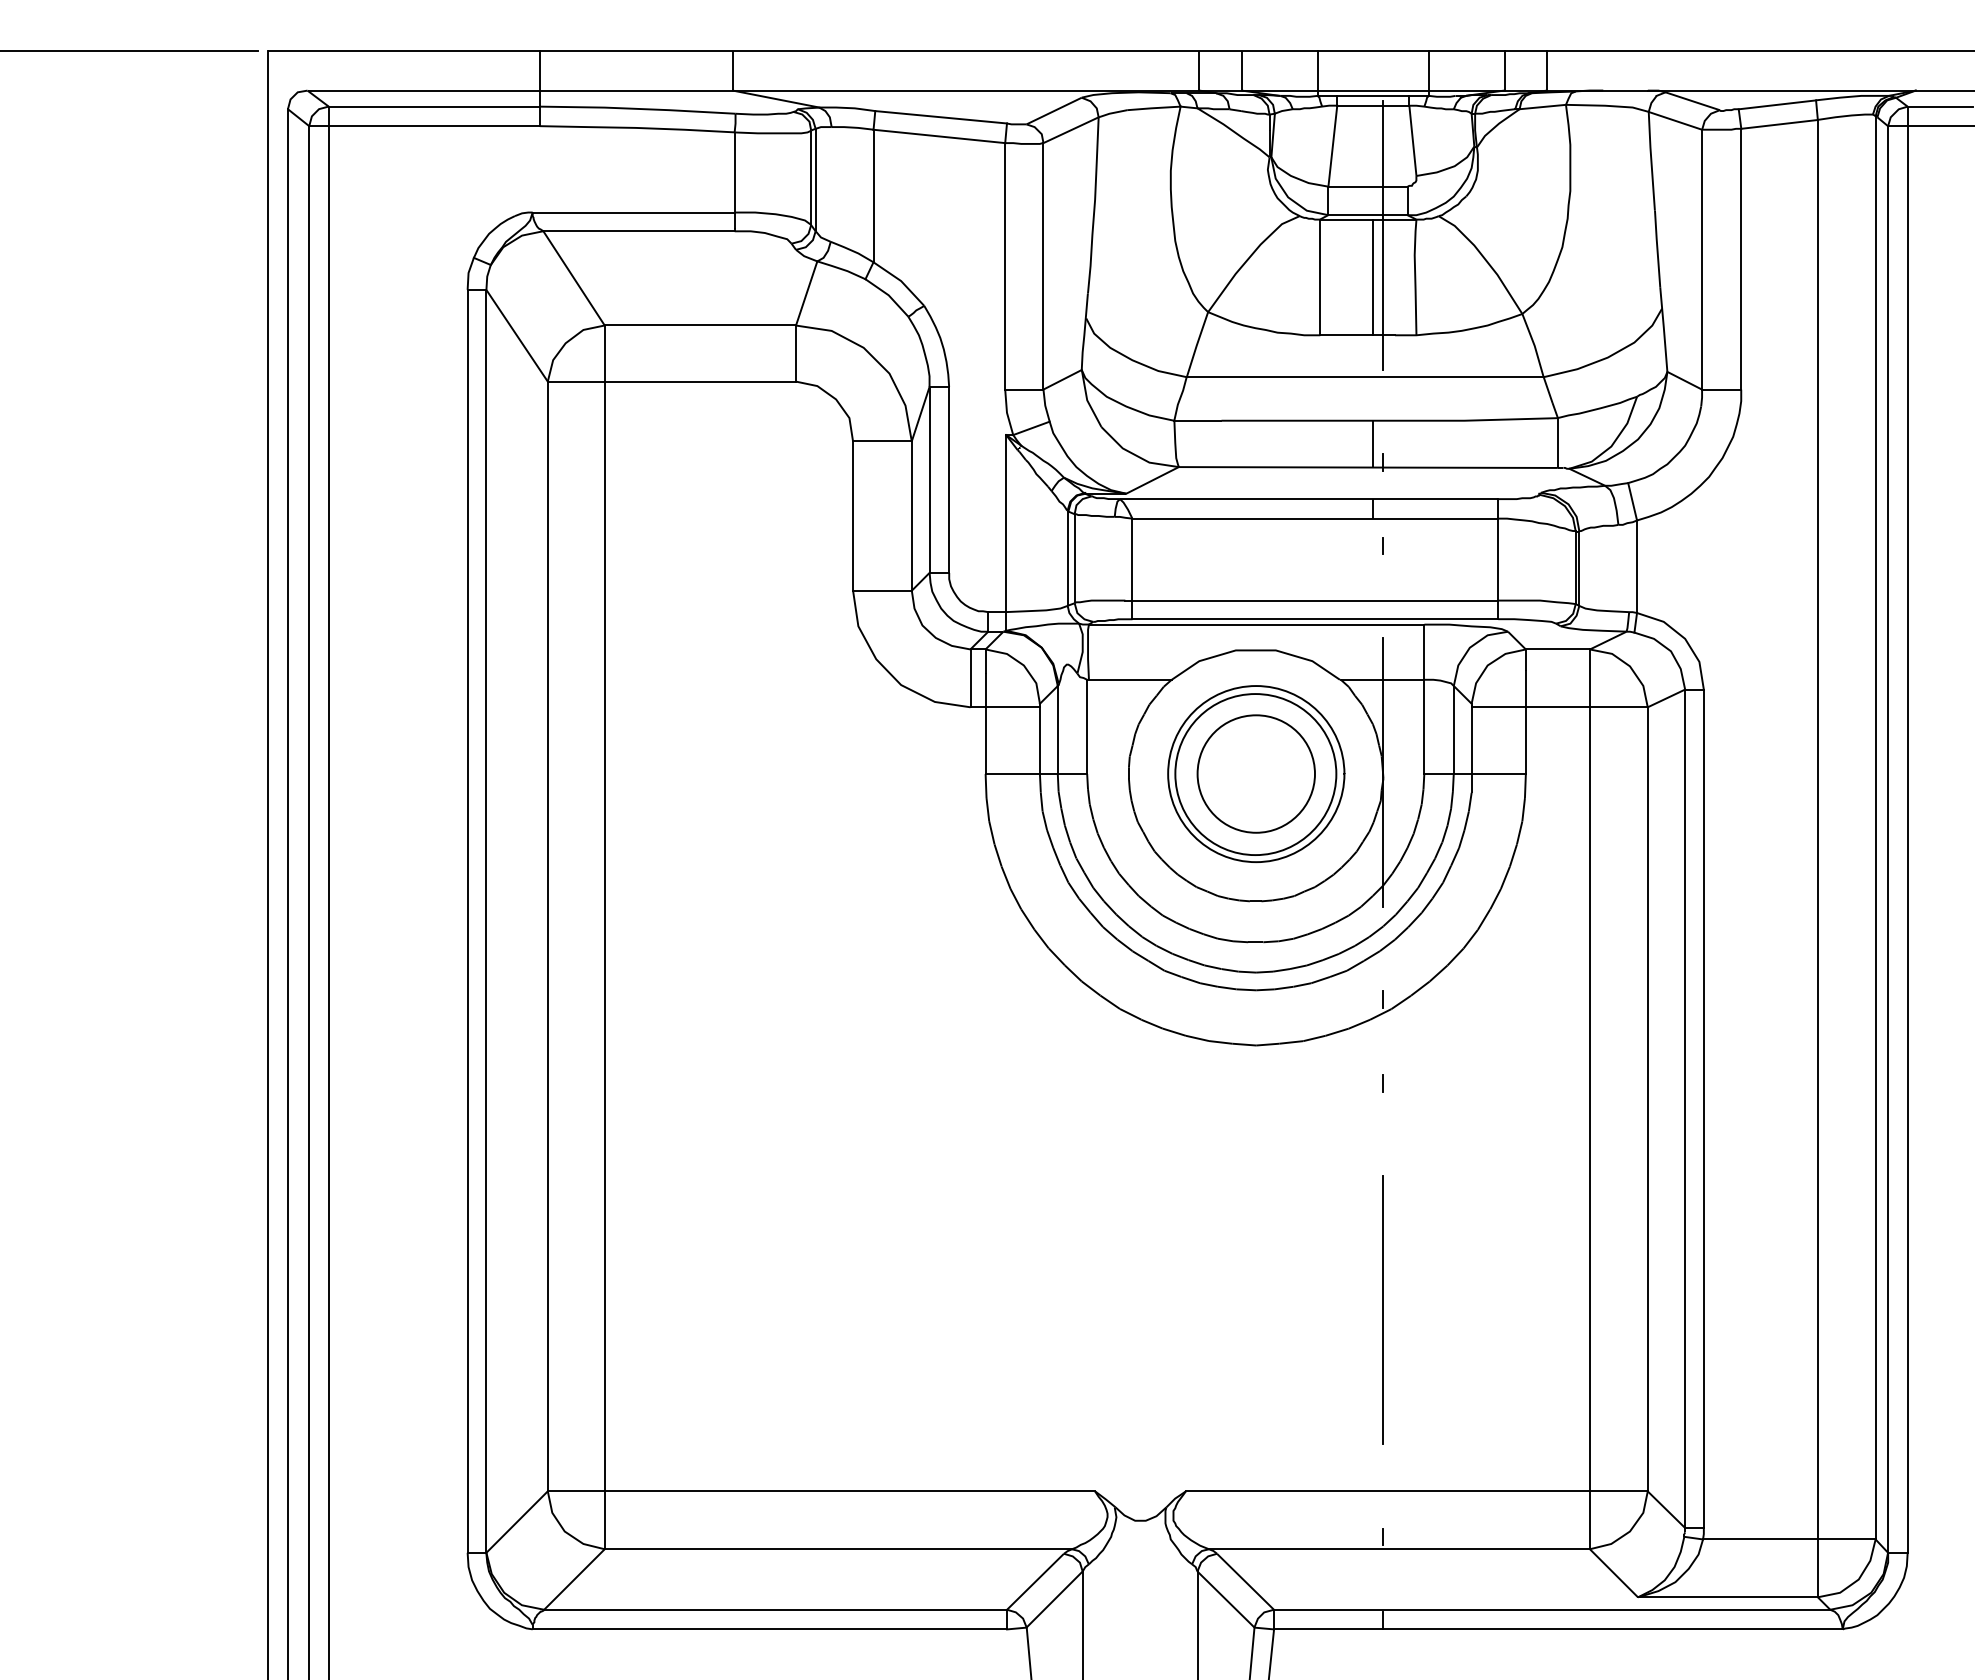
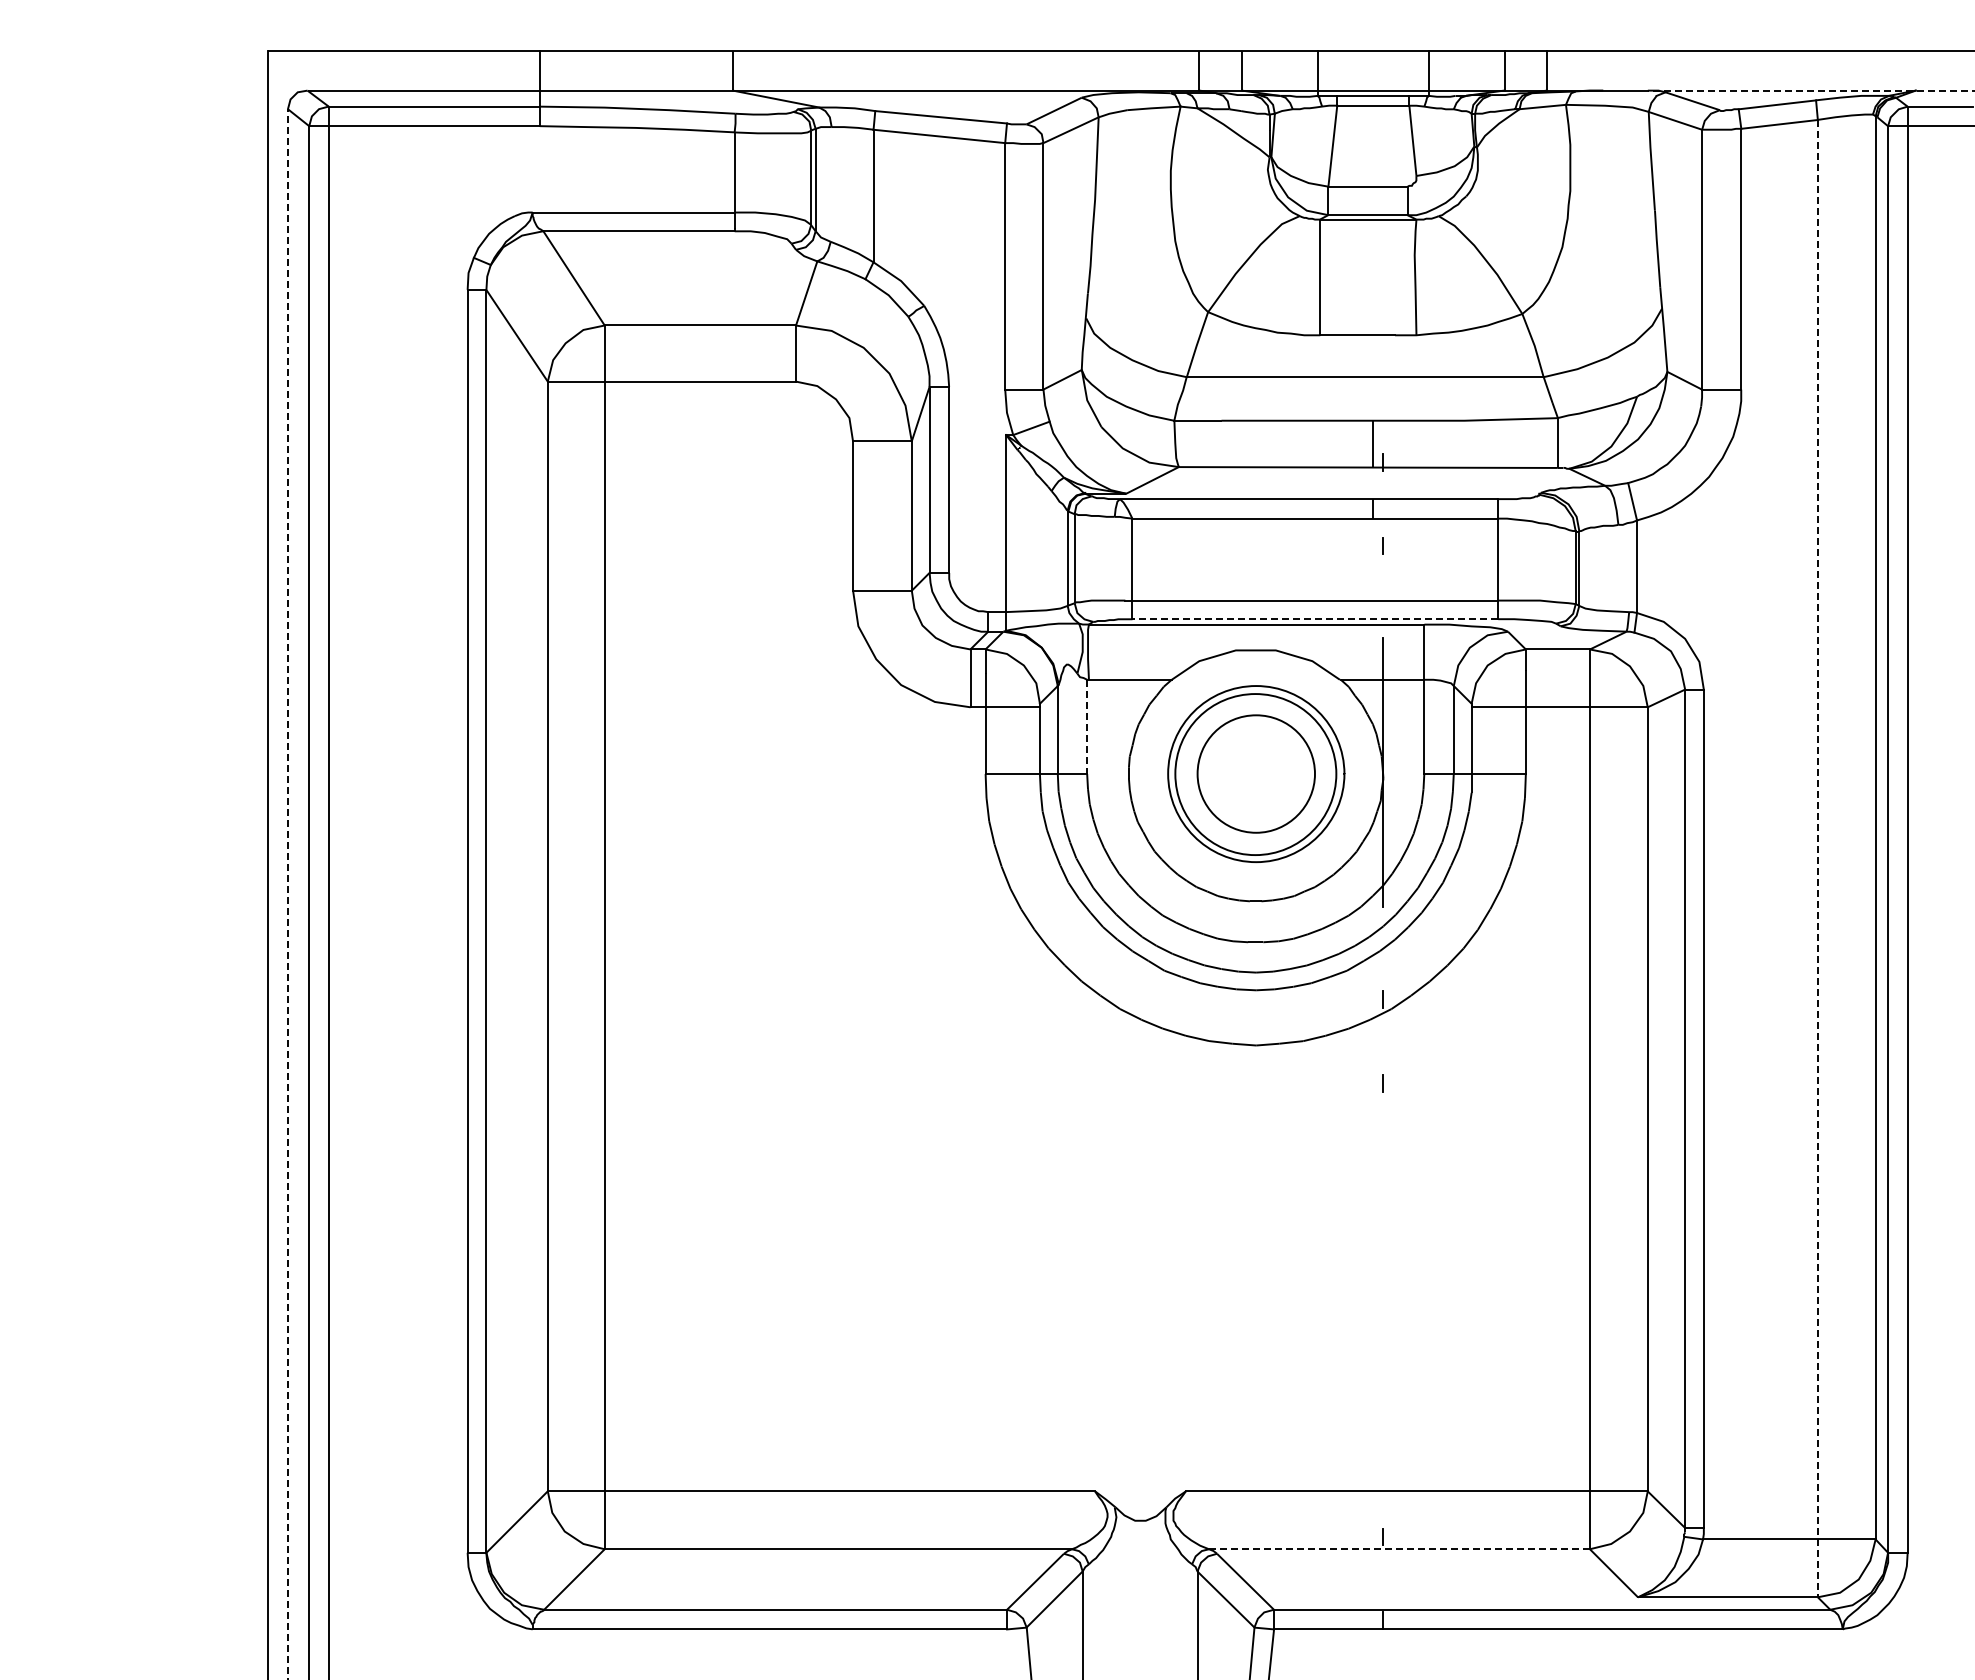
line: present -> none (129, 50)
line: solid -> dashed (1810, 90)
line: present -> none (1383, 235)
line: present -> none (1372, 277)
line: solid -> dashed (1315, 619)
line: solid -> dashed (1087, 727)
line: solid -> dashed (1817, 858)
line: solid -> dashed (287, 894)
line: present -> none (1382, 1309)
line: solid -> dashed (1399, 1549)
